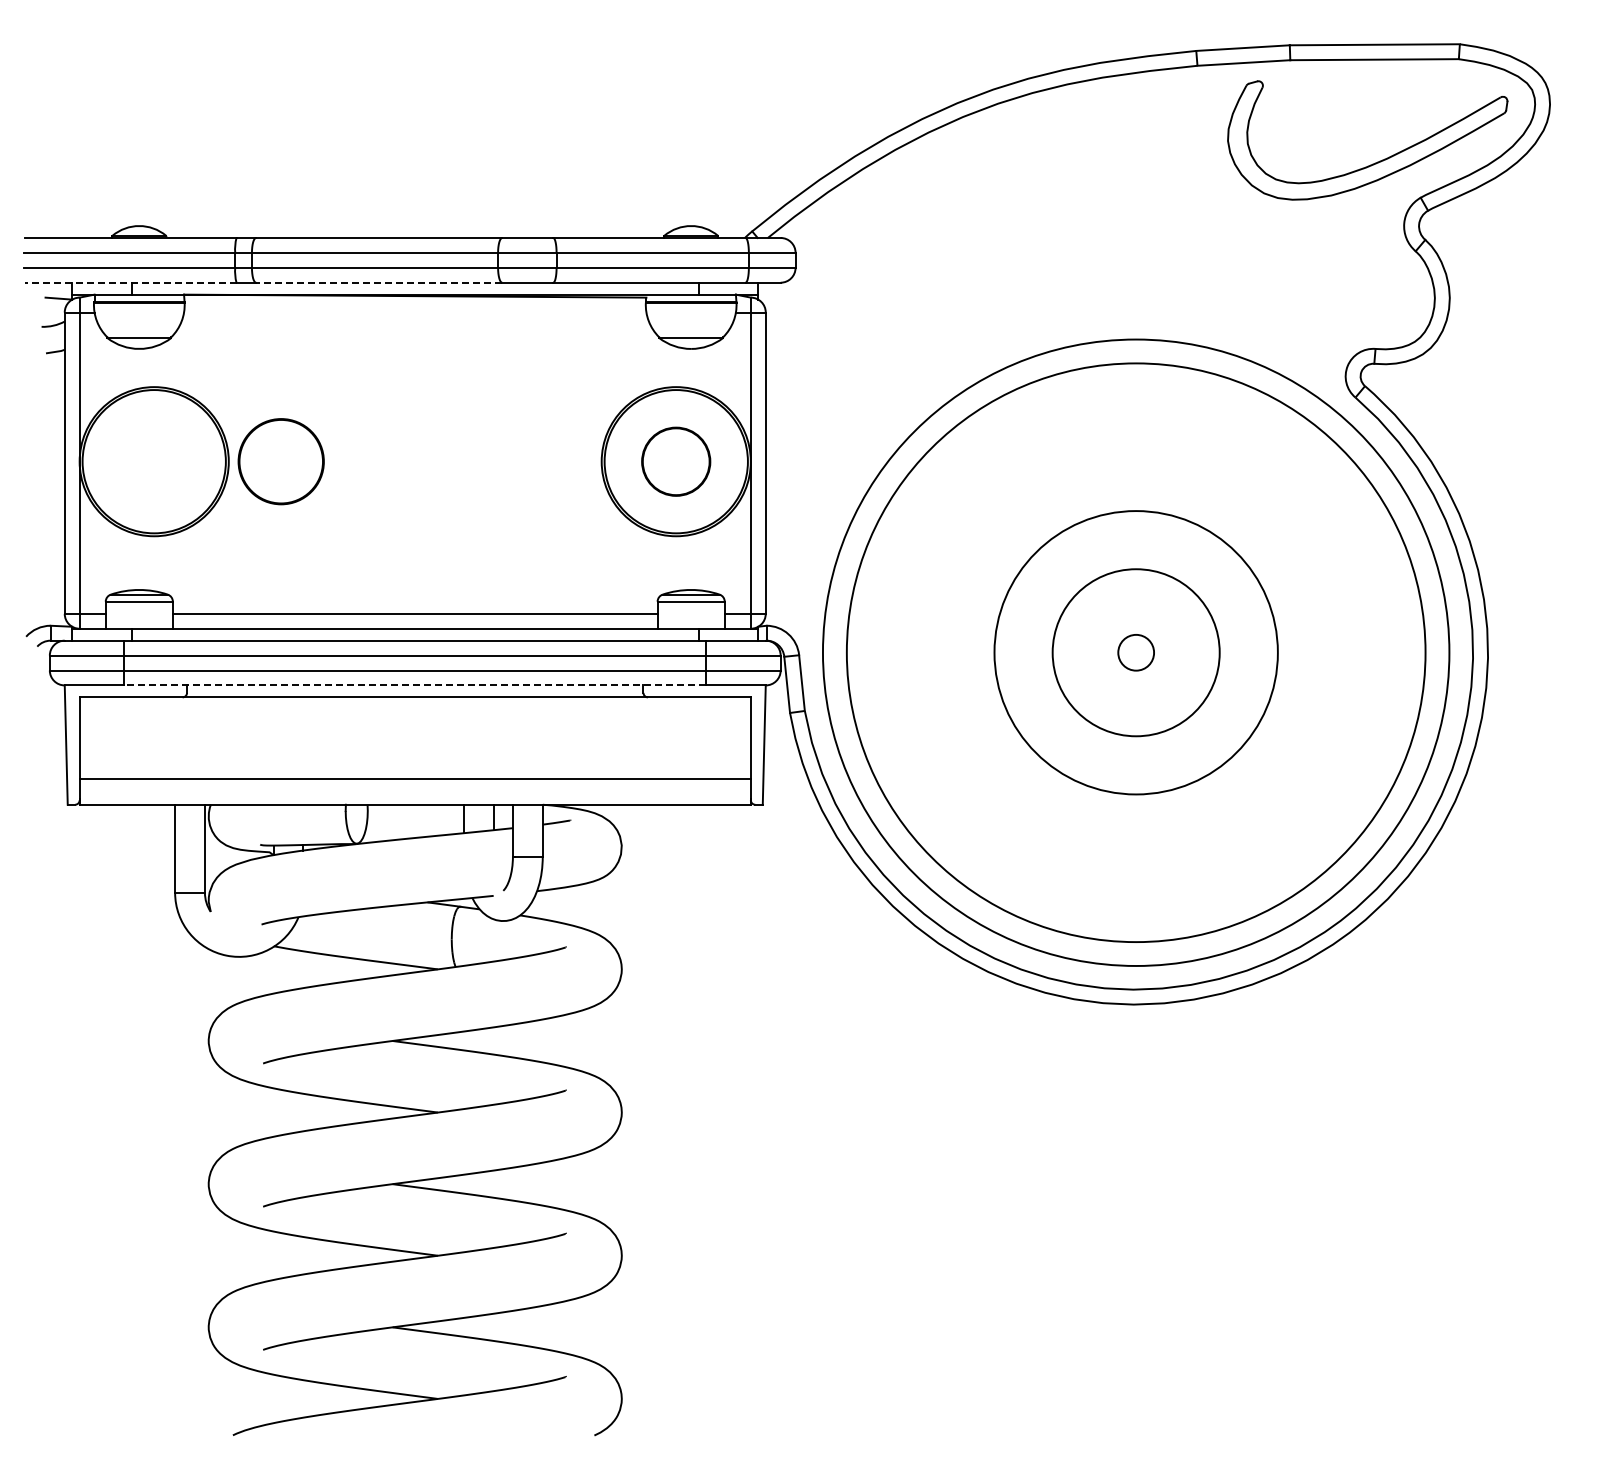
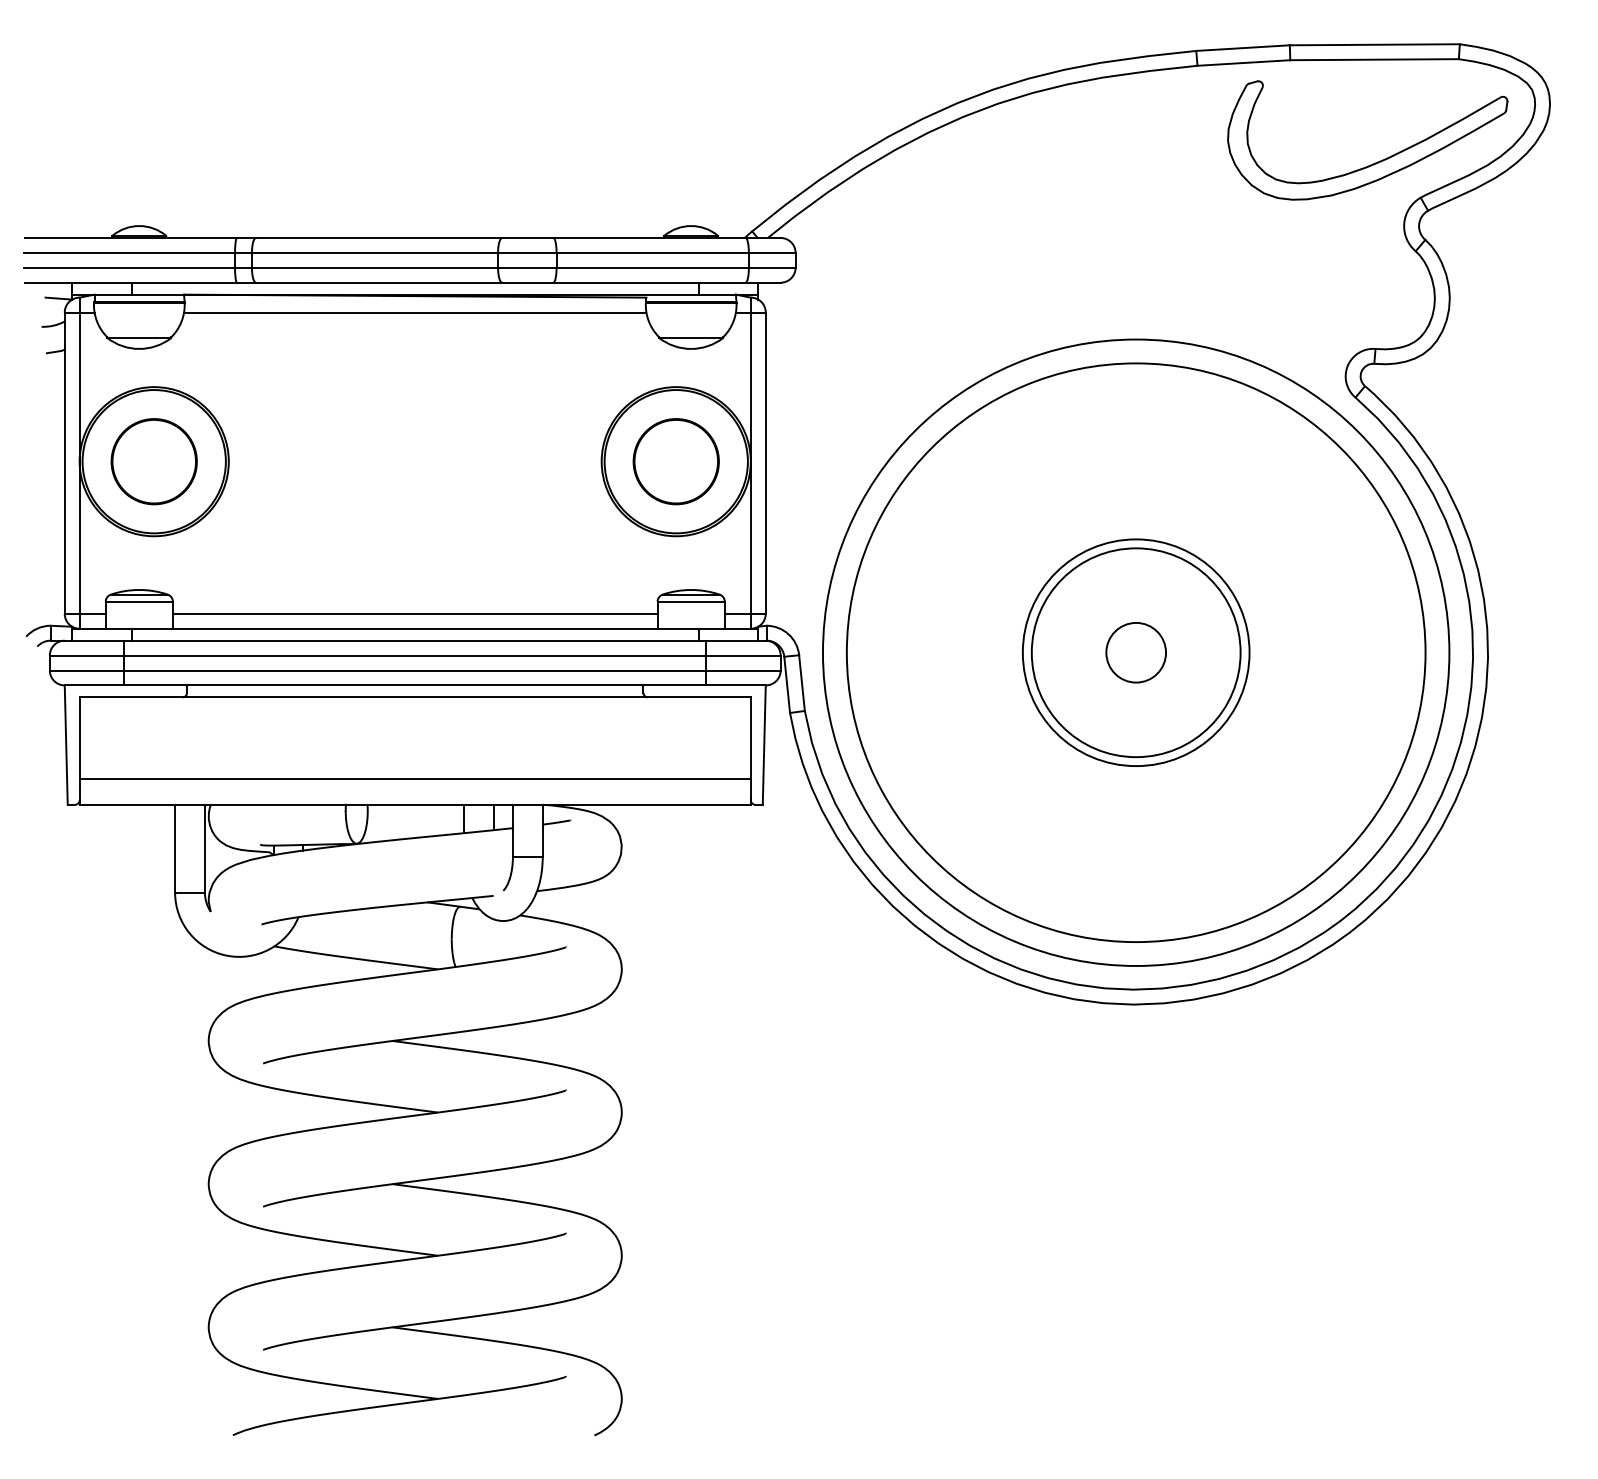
line: dashed -> solid (130, 282)
line: dashed -> solid (378, 282)
line: none -> present (415, 312)
circle position: (280, 461) -> (153, 461) (153, 461)
circle size: 71x71 px -> 88x88 px (675, 461)
circle diameter: 167 px -> 209 px (1135, 652)
circle diameter: 283 px -> 227 px (1135, 652)
circle diameter: 36 px -> 60 px (1136, 652)
line: dashed -> solid (415, 685)
